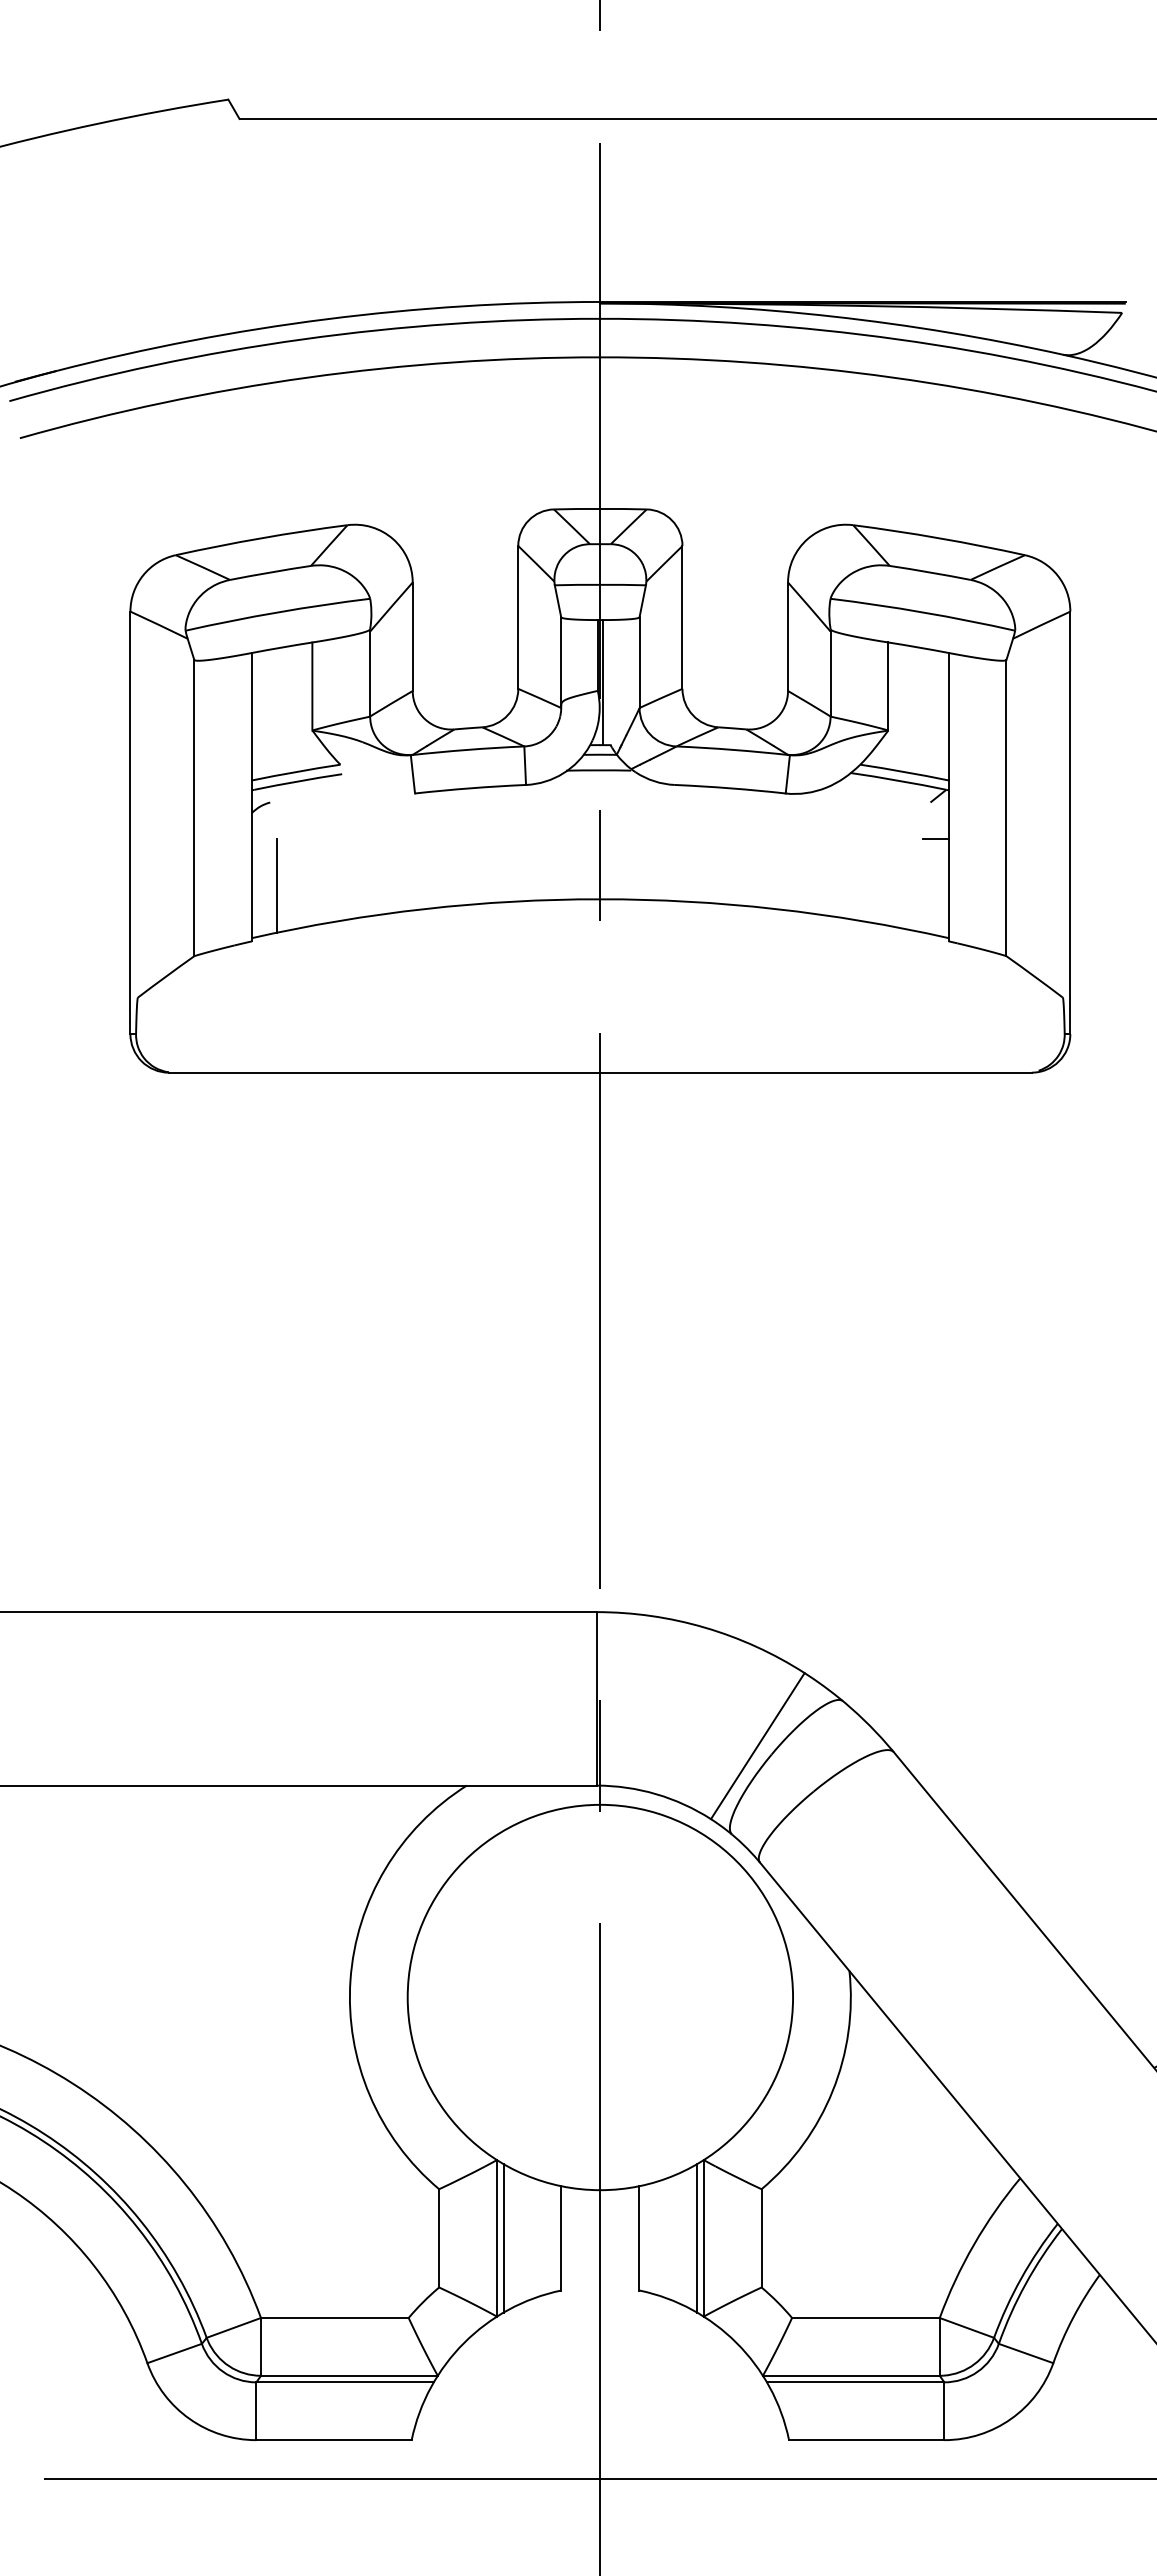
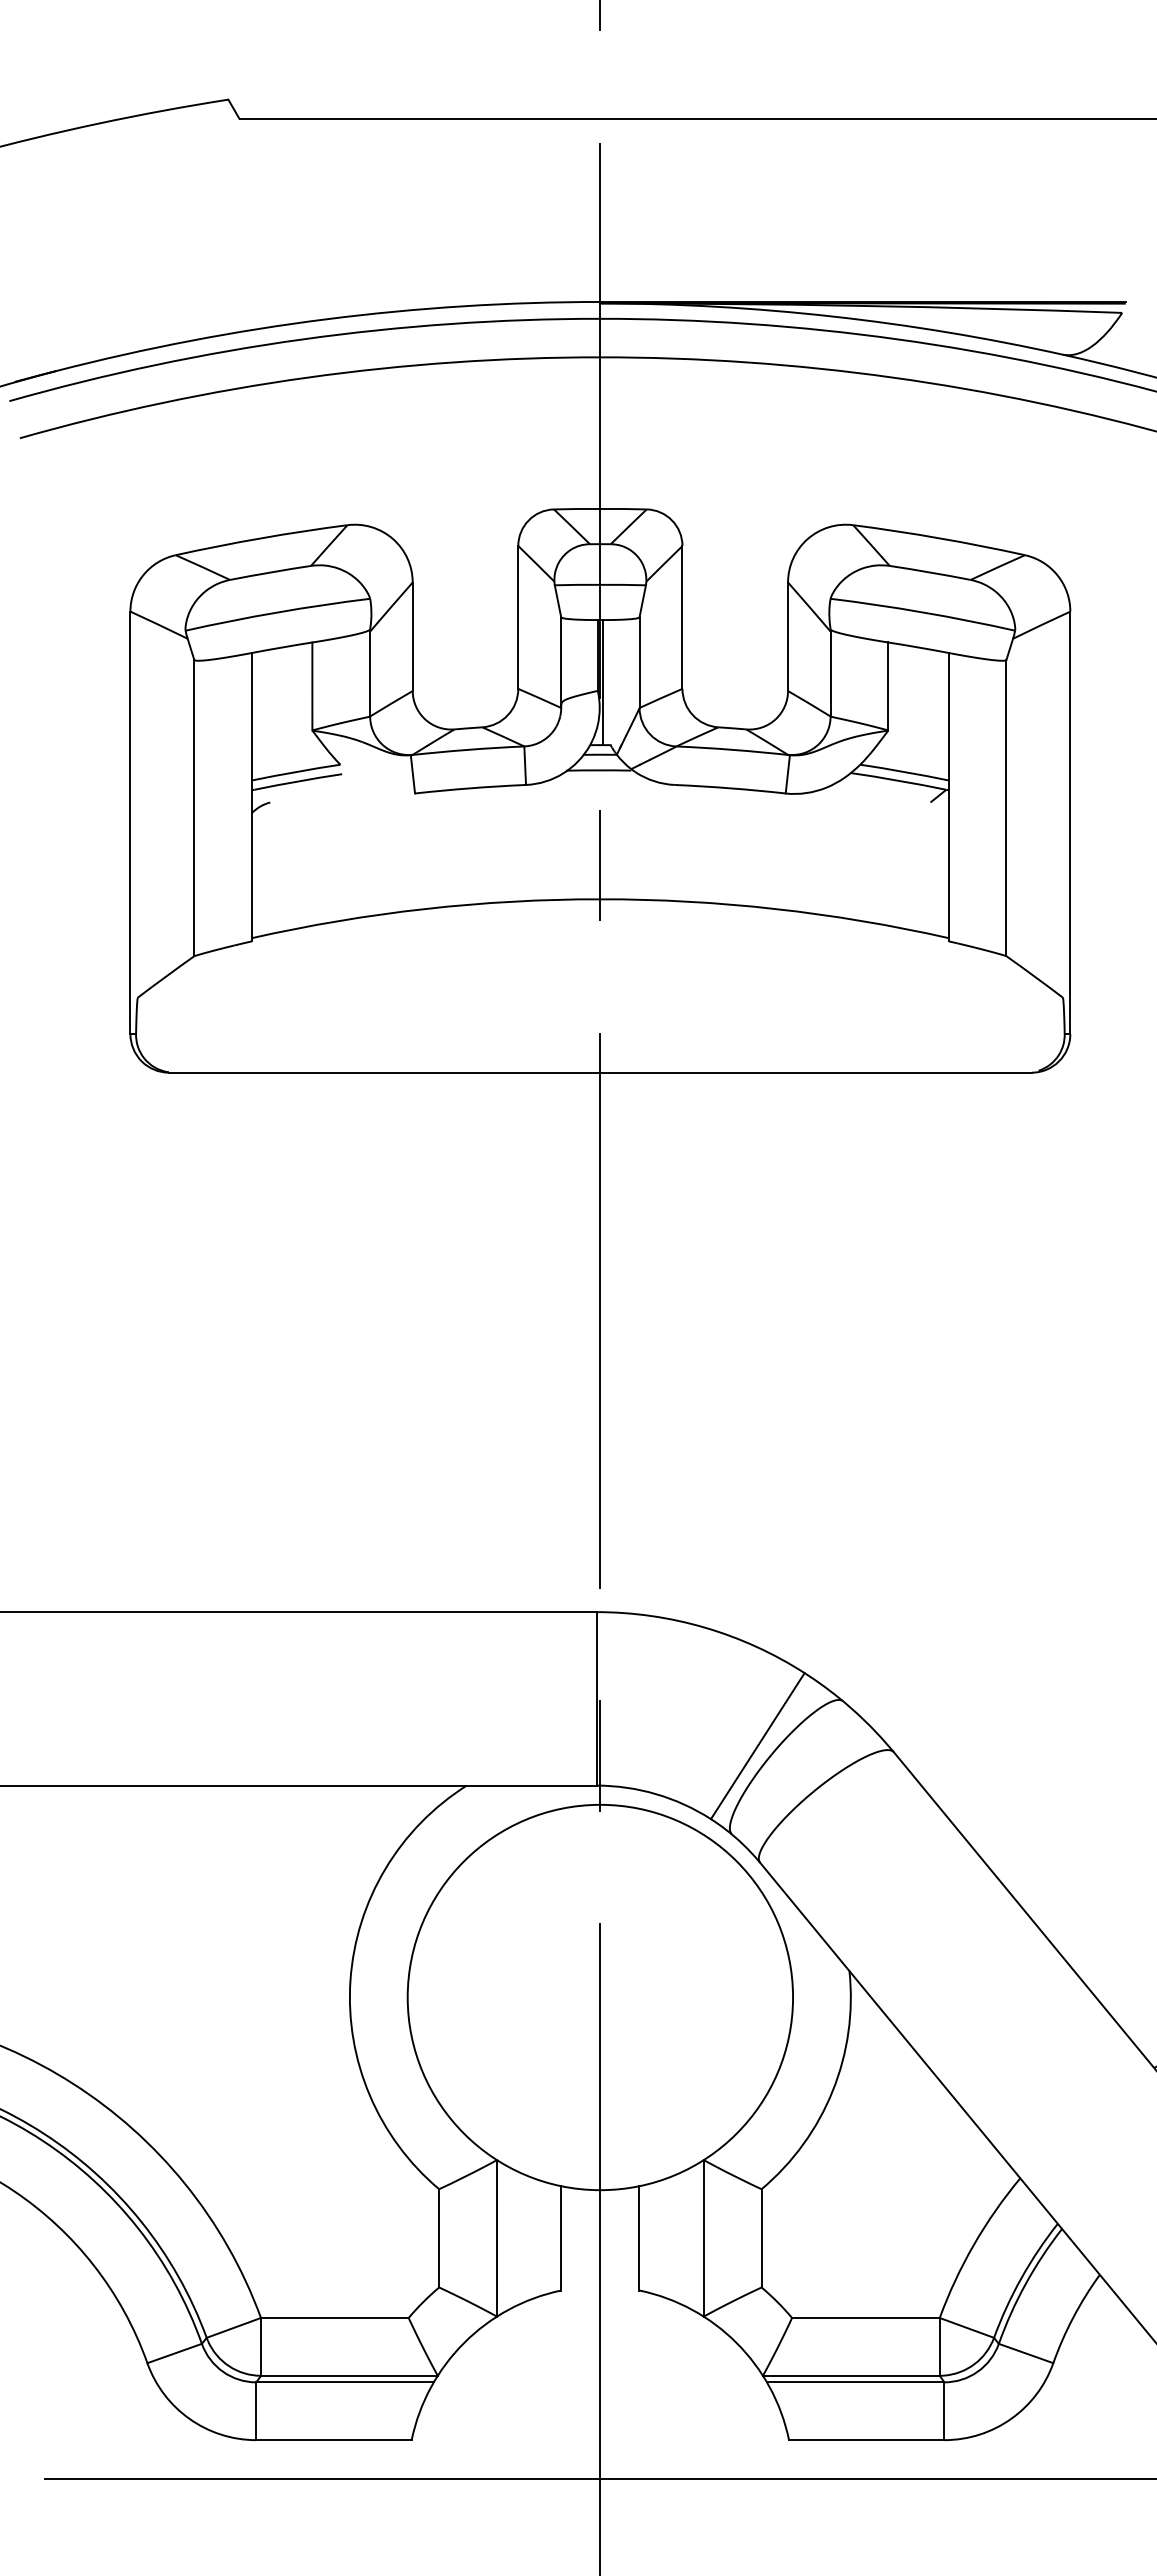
line: present -> none (935, 839)
line: present -> none (277, 885)
line: present -> none (503, 2238)
line: present -> none (697, 2238)
